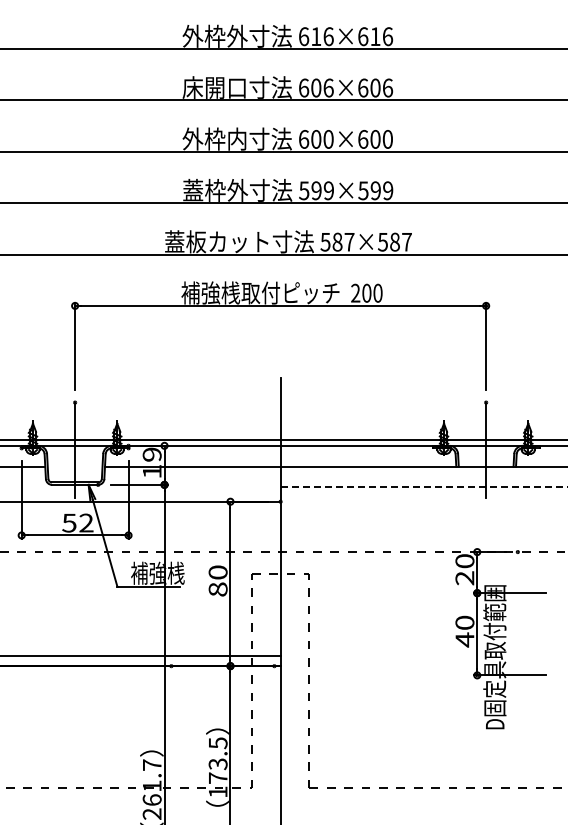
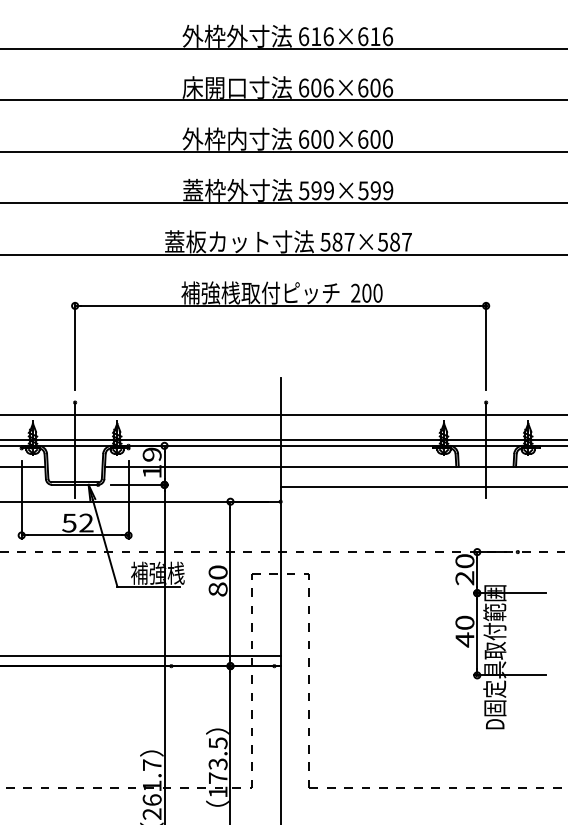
line: none -> present (283, 415)
line: dashed -> solid (424, 487)
